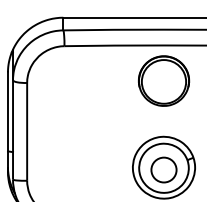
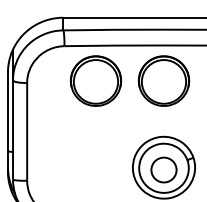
part: none -> present (96, 80)
